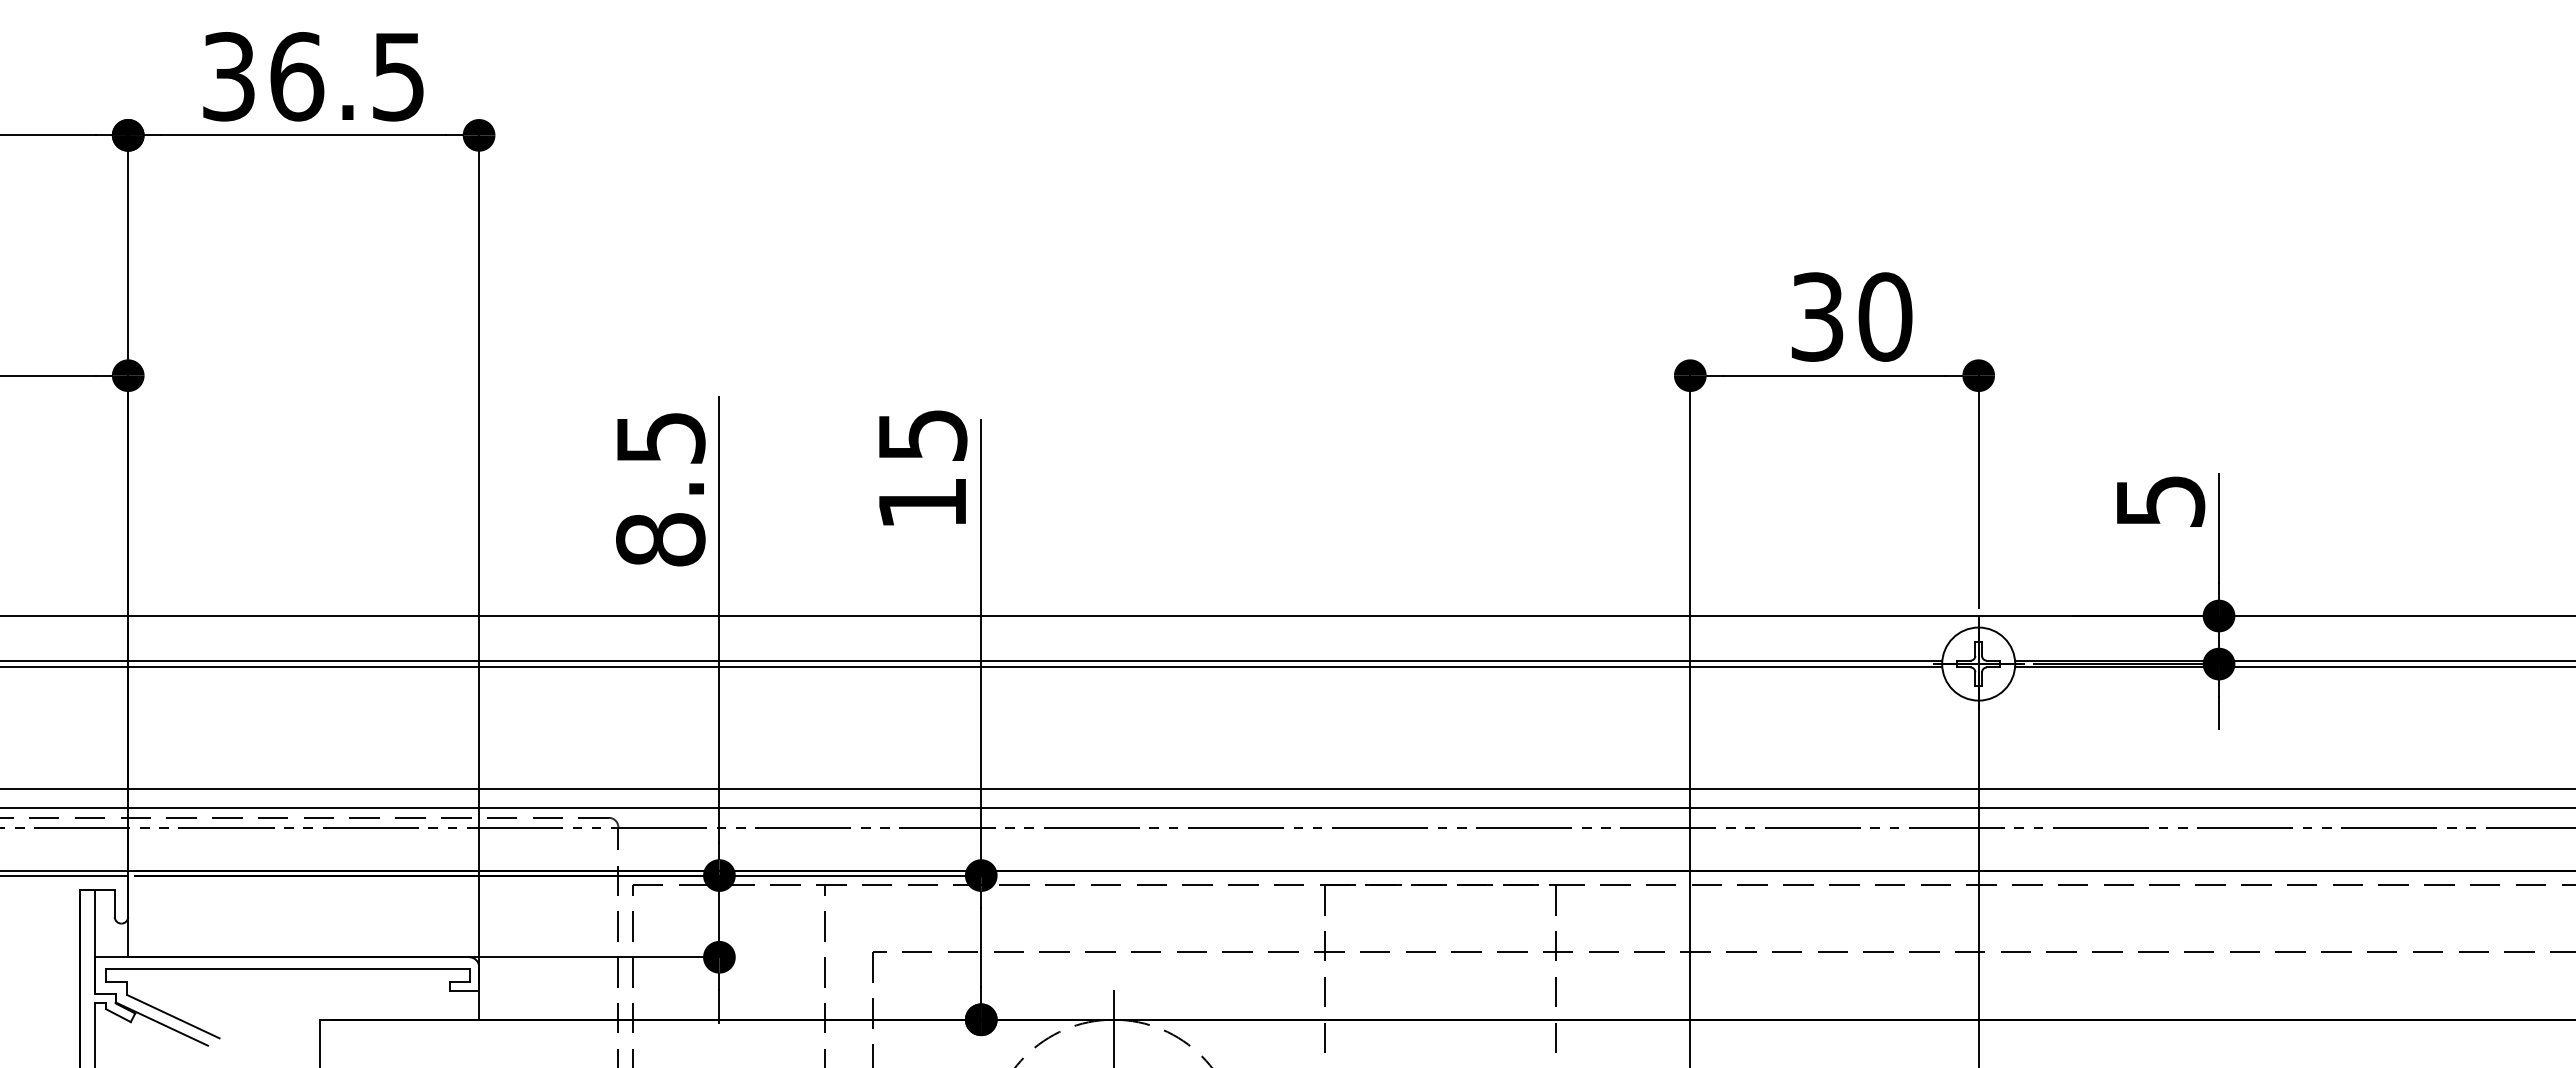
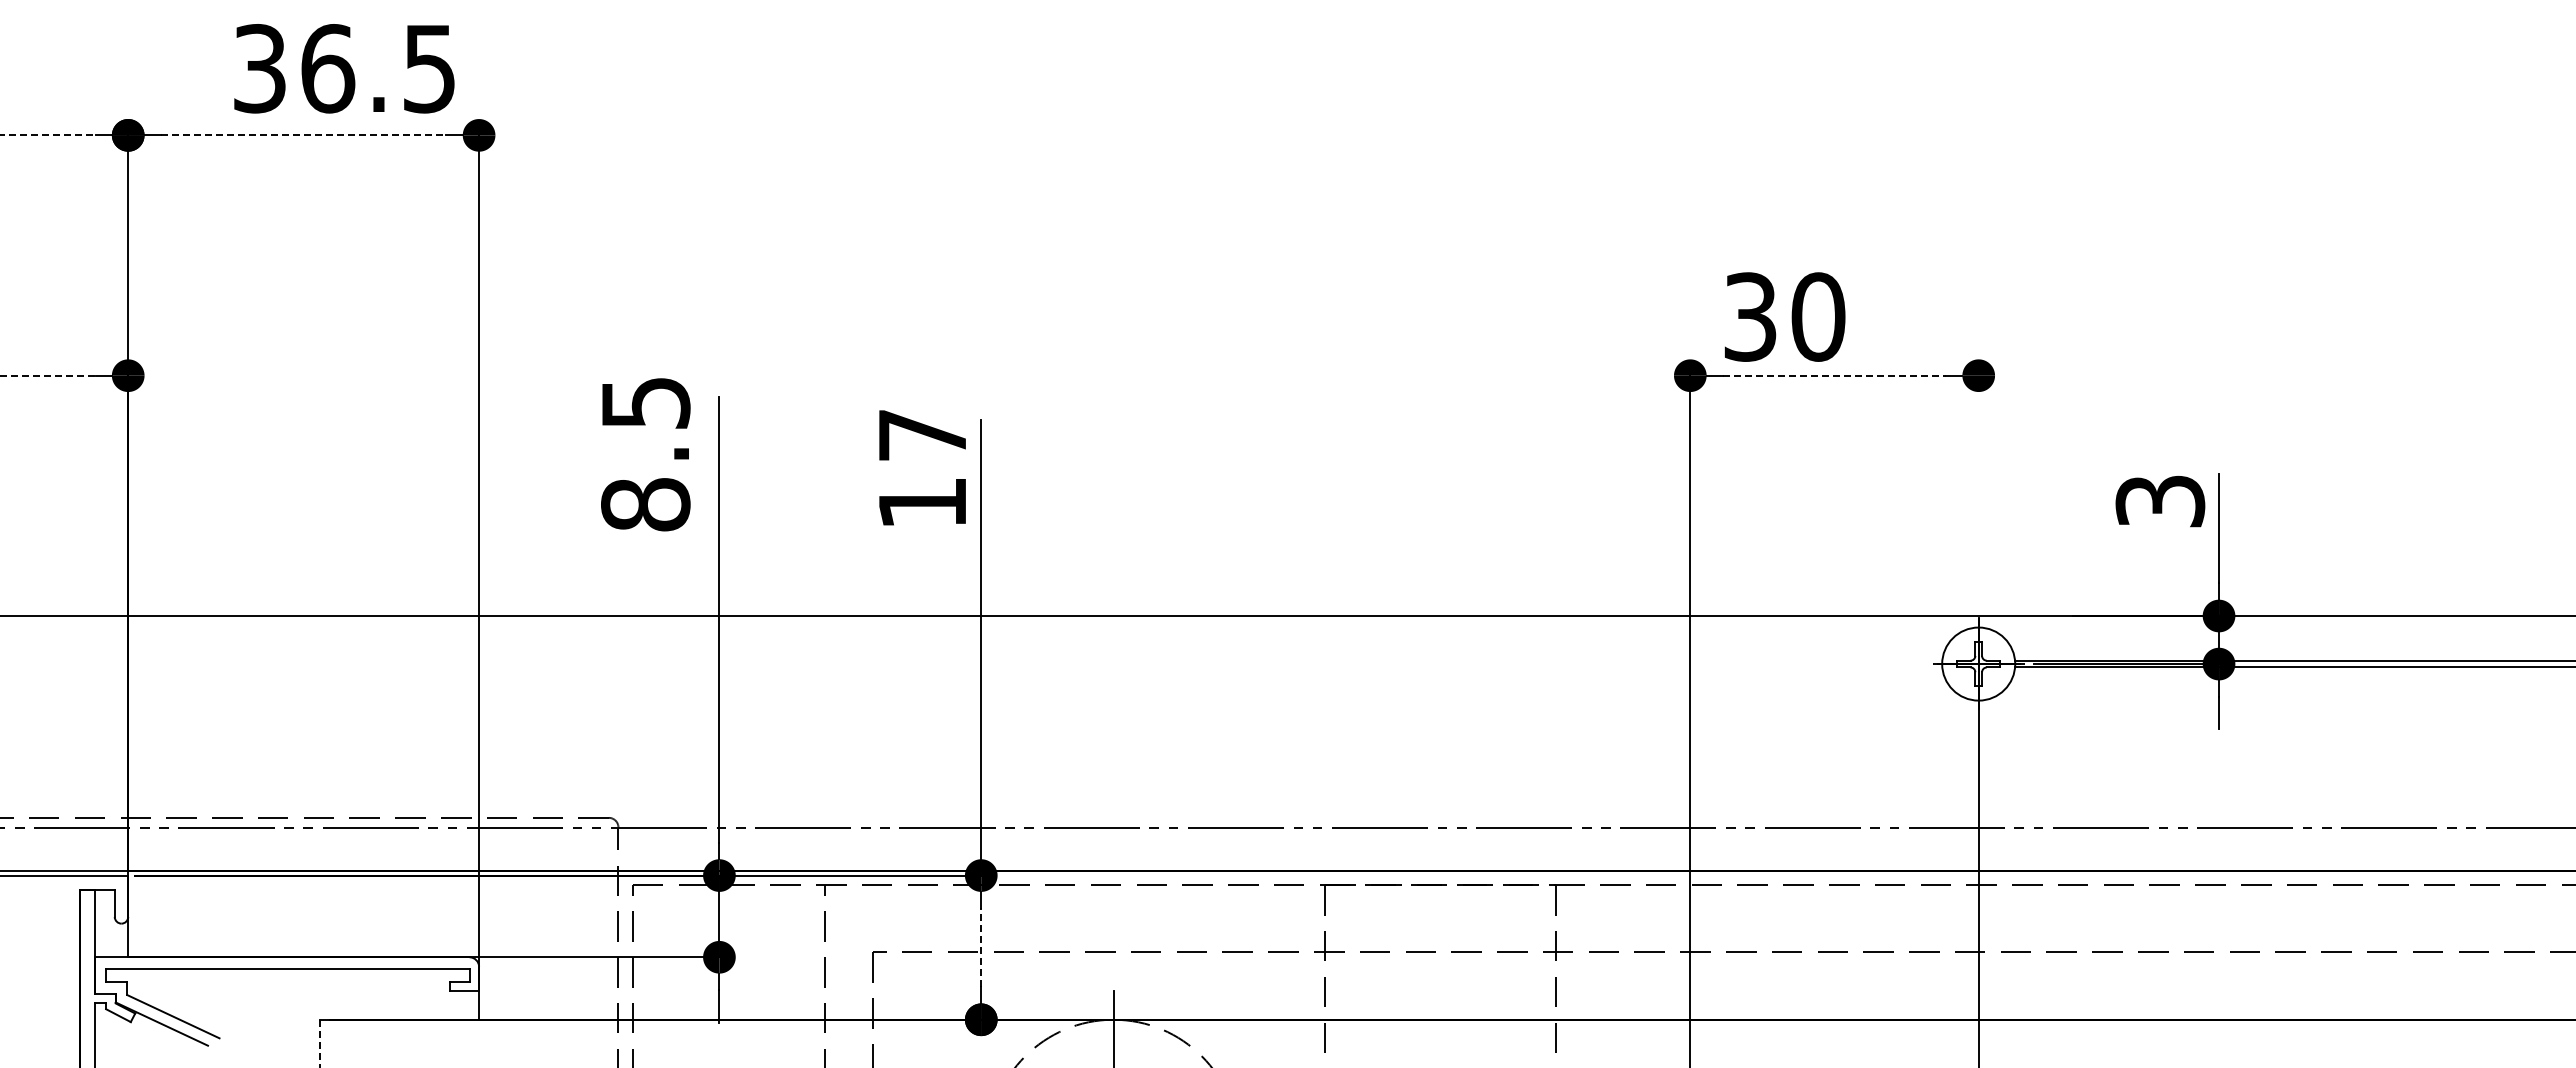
text position: (313, 76) -> (344, 68) (344, 68)
line: solid -> dashed (48, 135)
line: solid -> dashed (303, 135)
text position: (1852, 316) -> (1785, 316) (1785, 316)
line: solid -> dashed (48, 375)
line: solid -> dashed (1834, 375)
text: 15 -> 17 (923, 435)
line: present -> none (1978, 487)
text position: (660, 489) -> (645, 454) (645, 454)
text: 5 -> 3 (2159, 501)
line: present -> none (972, 661)
line: present -> none (972, 666)
line: present -> none (1287, 789)
line: present -> none (1287, 807)
line: solid -> dashed (981, 947)
line: solid -> dashed (320, 1043)
